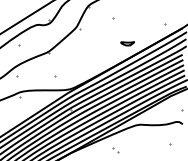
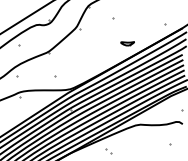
part position: (115, 150) -> (108, 151) (108, 151)
